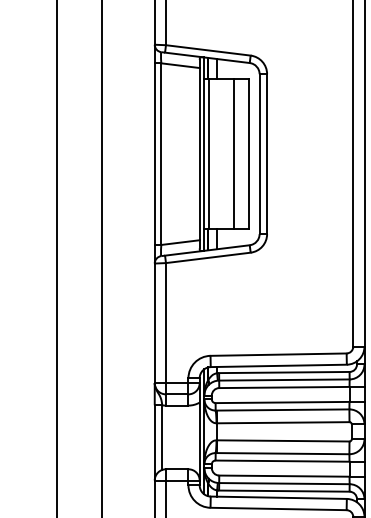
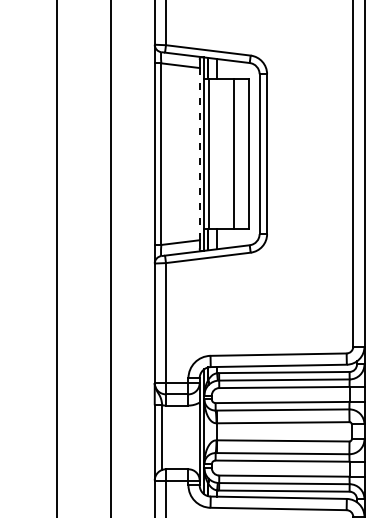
line: solid -> dashed (199, 153)
line position: (102, 258) -> (111, 258) (111, 258)
